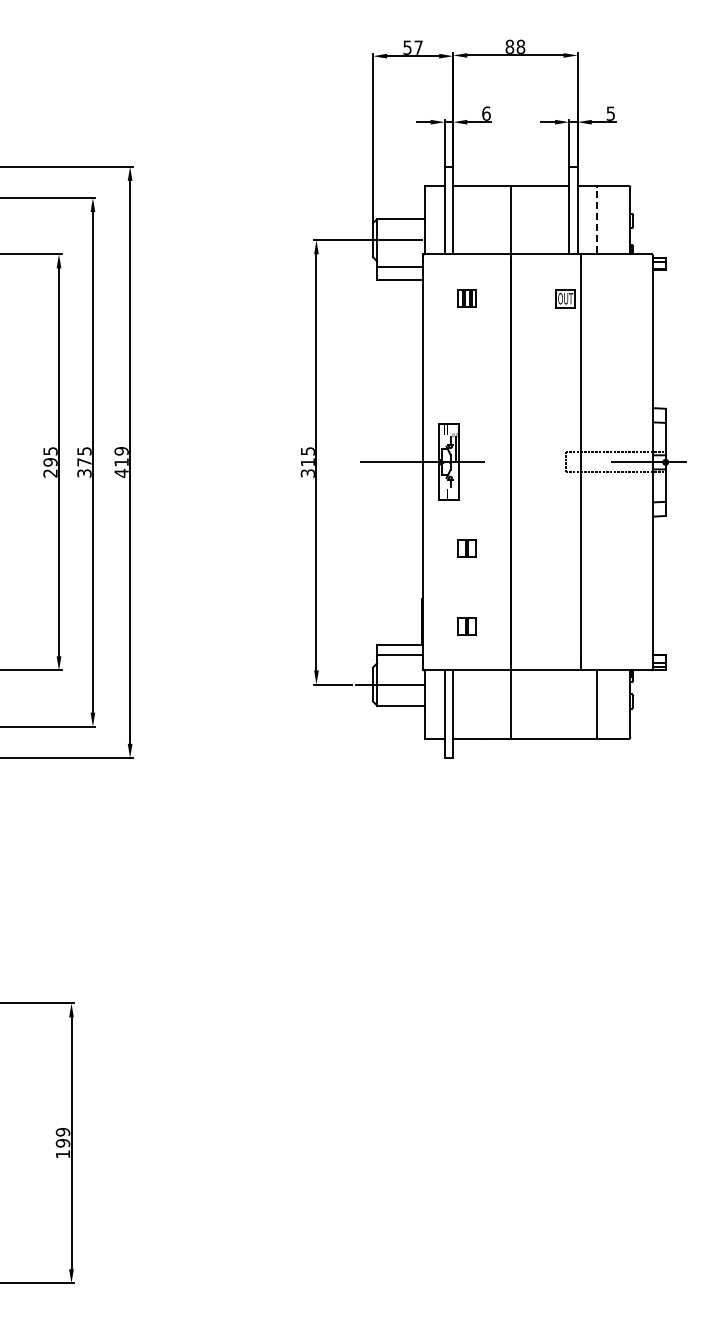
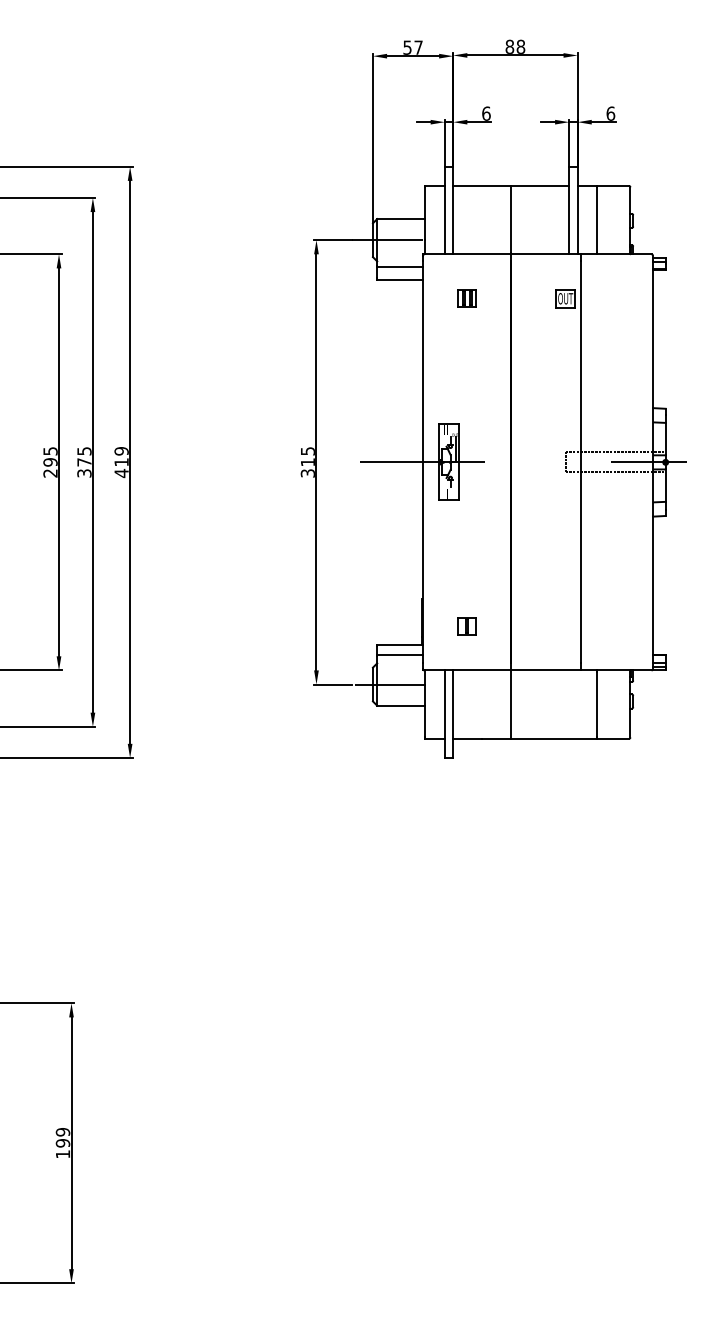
text: 5 -> 6 (610, 113)
line: dashed -> solid (597, 220)
part: present -> none (466, 548)
